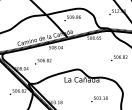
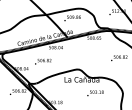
text position: (99, 99) -> (95, 93) (95, 93)
